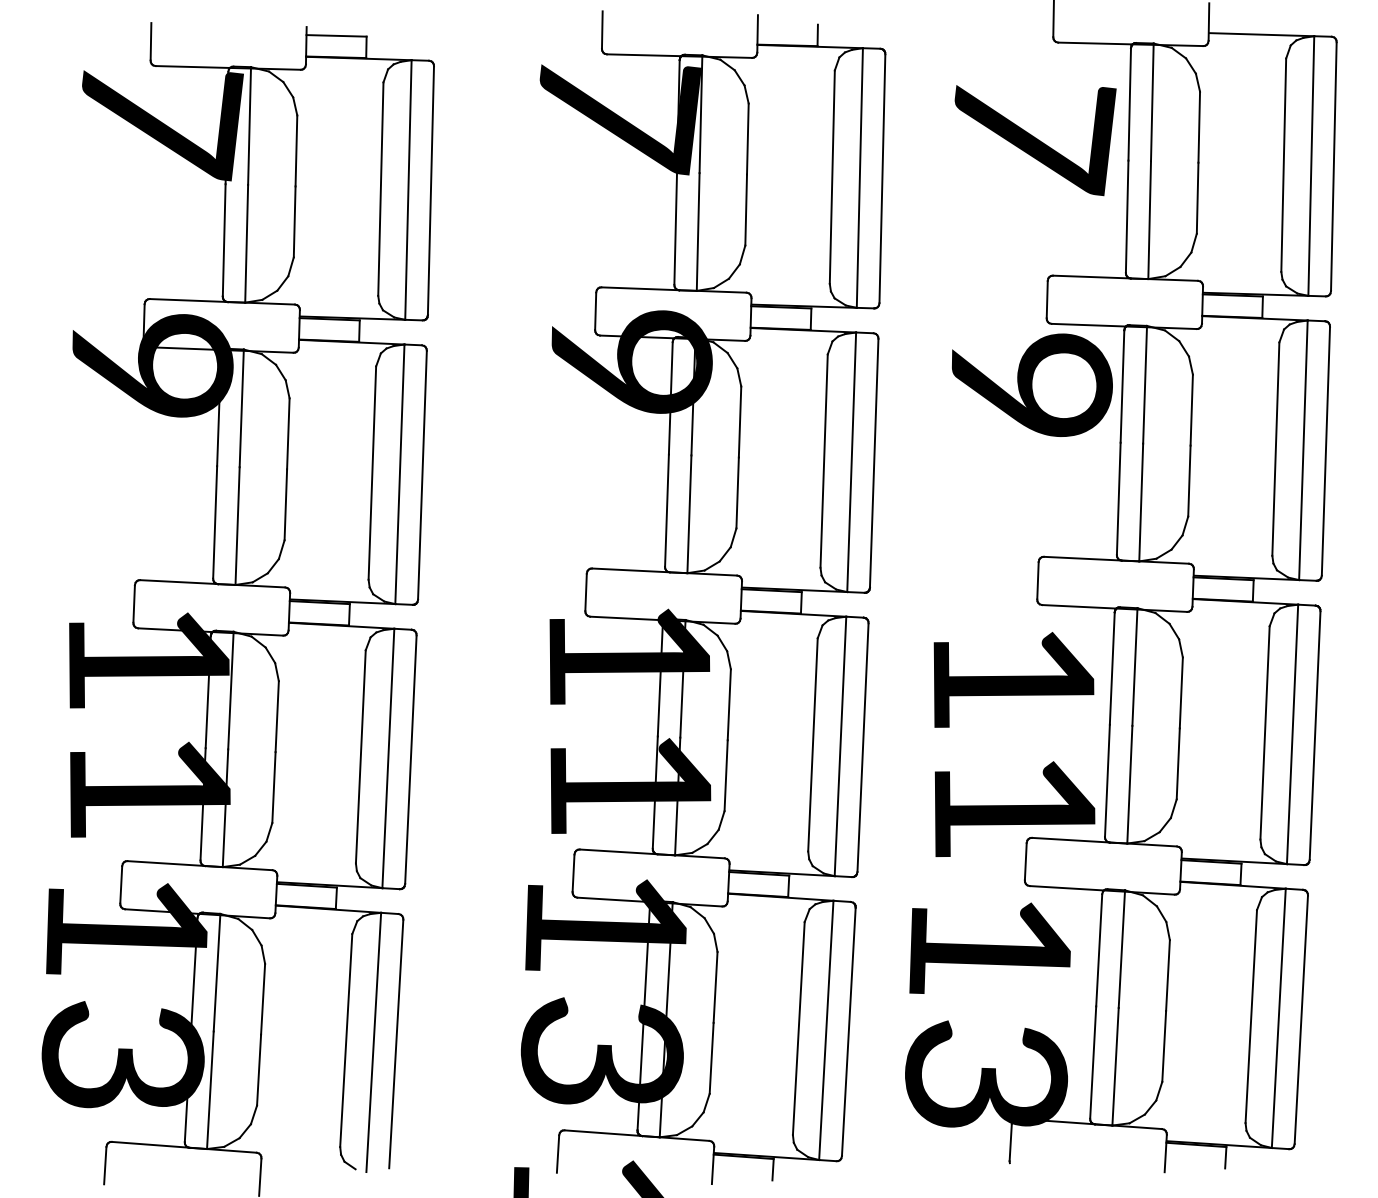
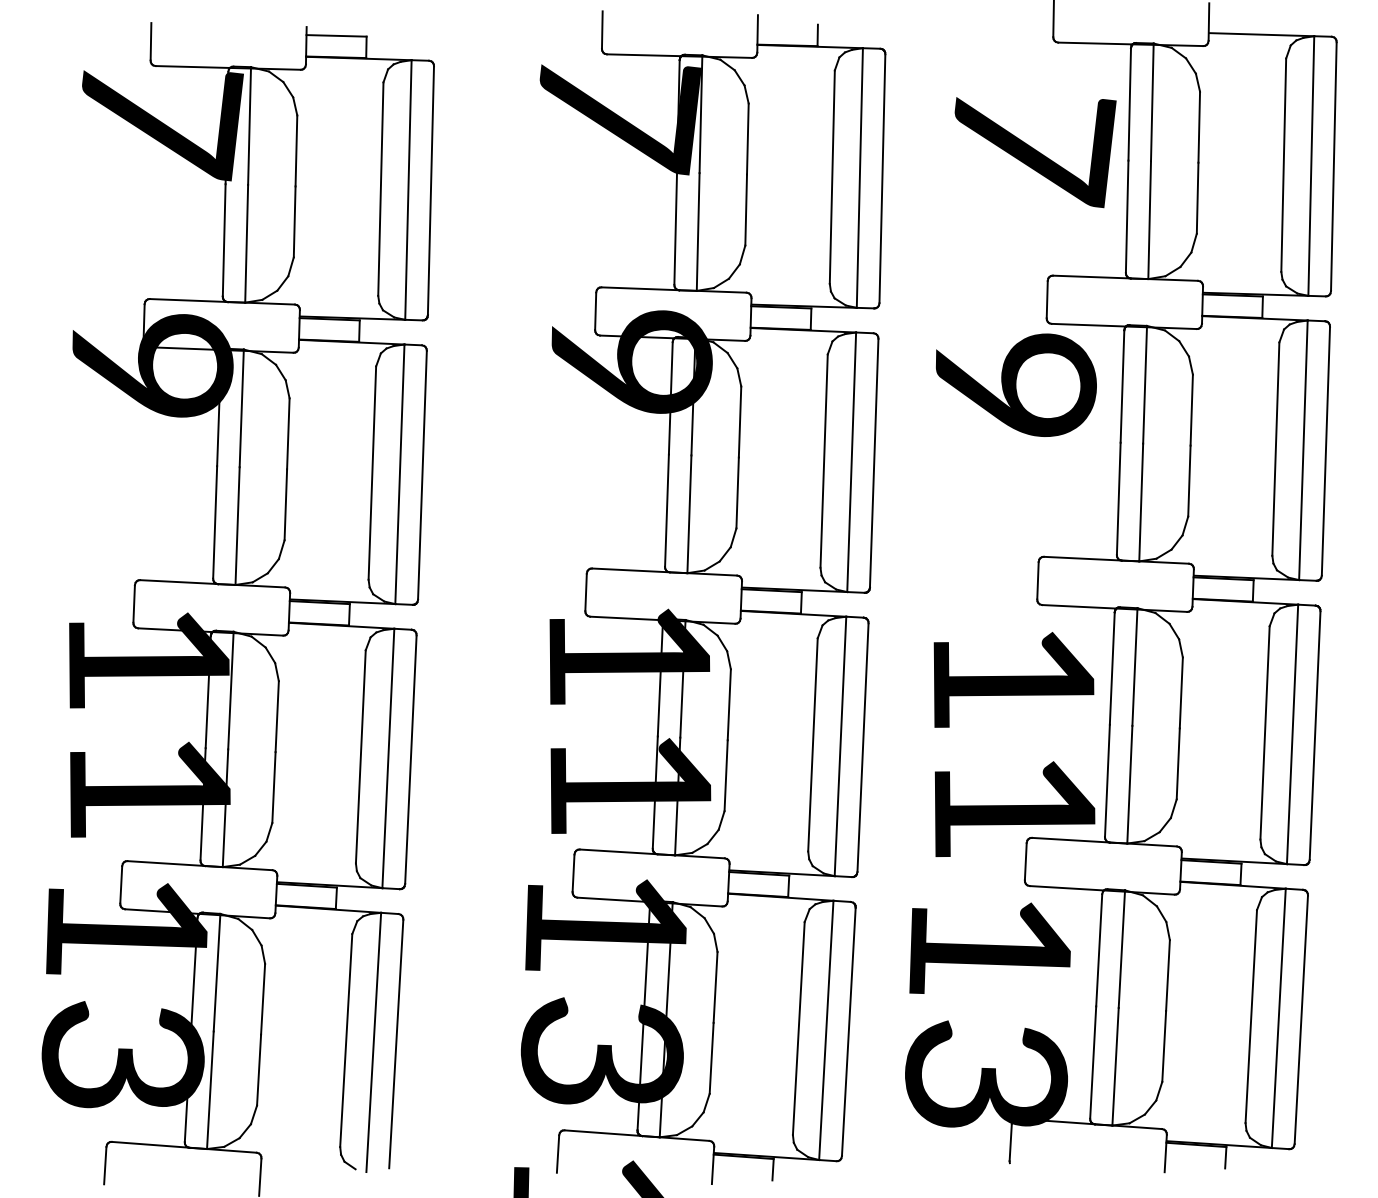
text position: (1035, 140) -> (1035, 152) (1035, 152)
text position: (1032, 384) -> (1016, 384) (1016, 384)
